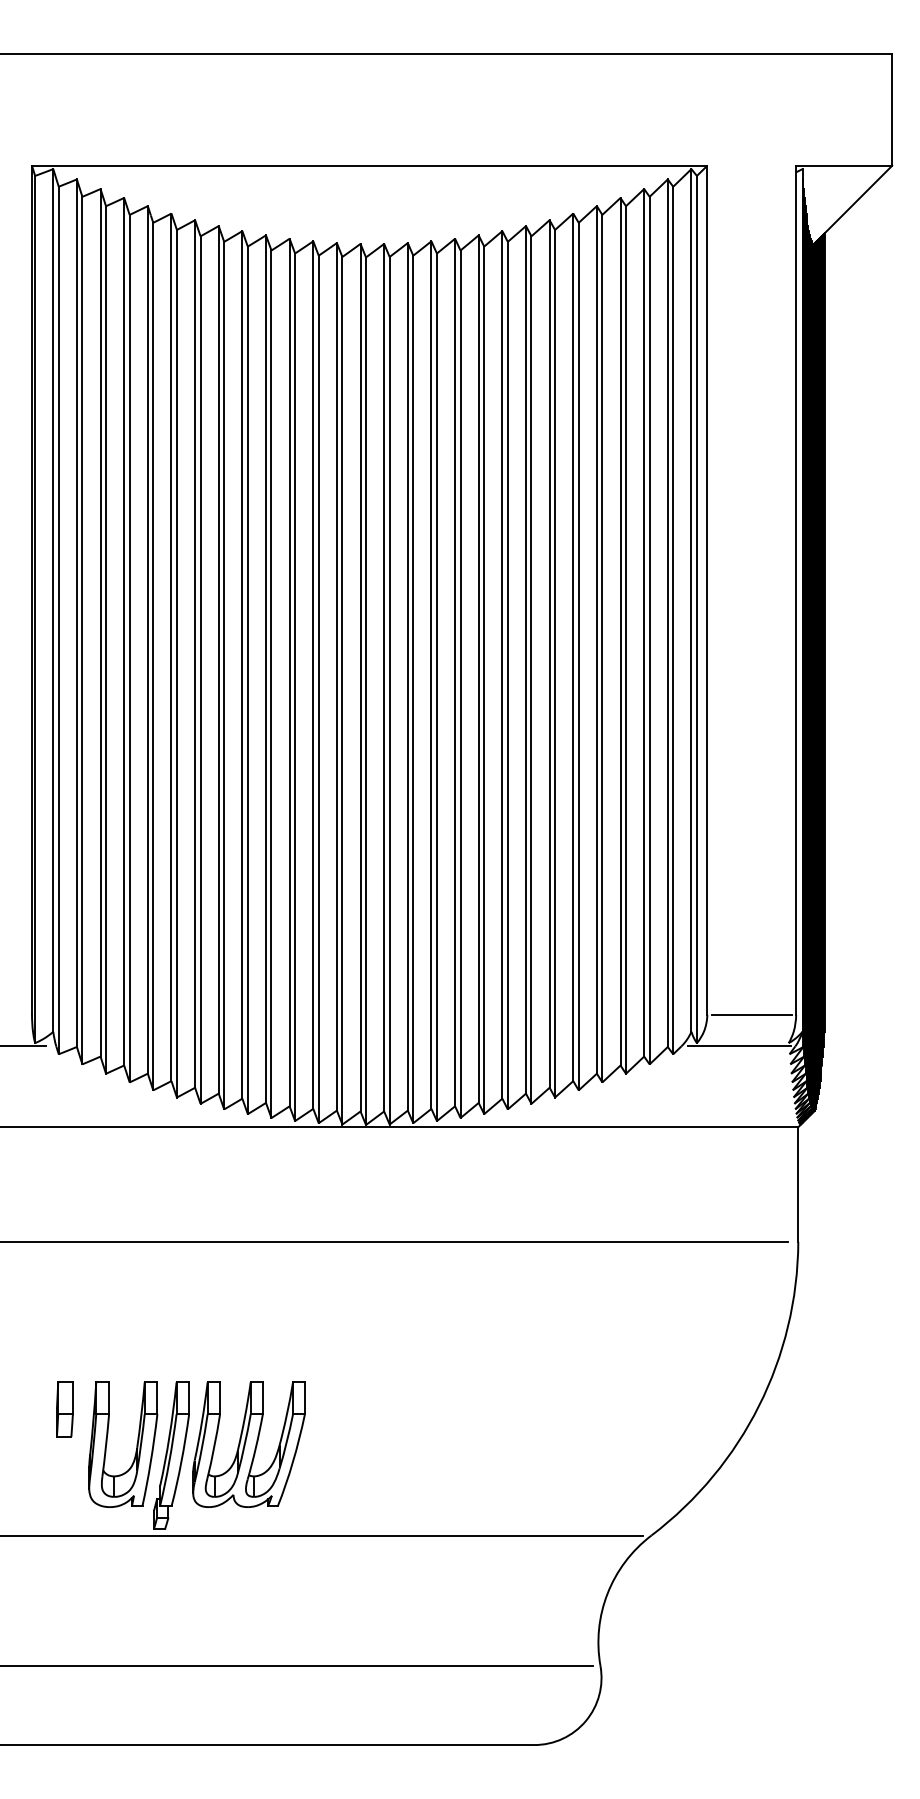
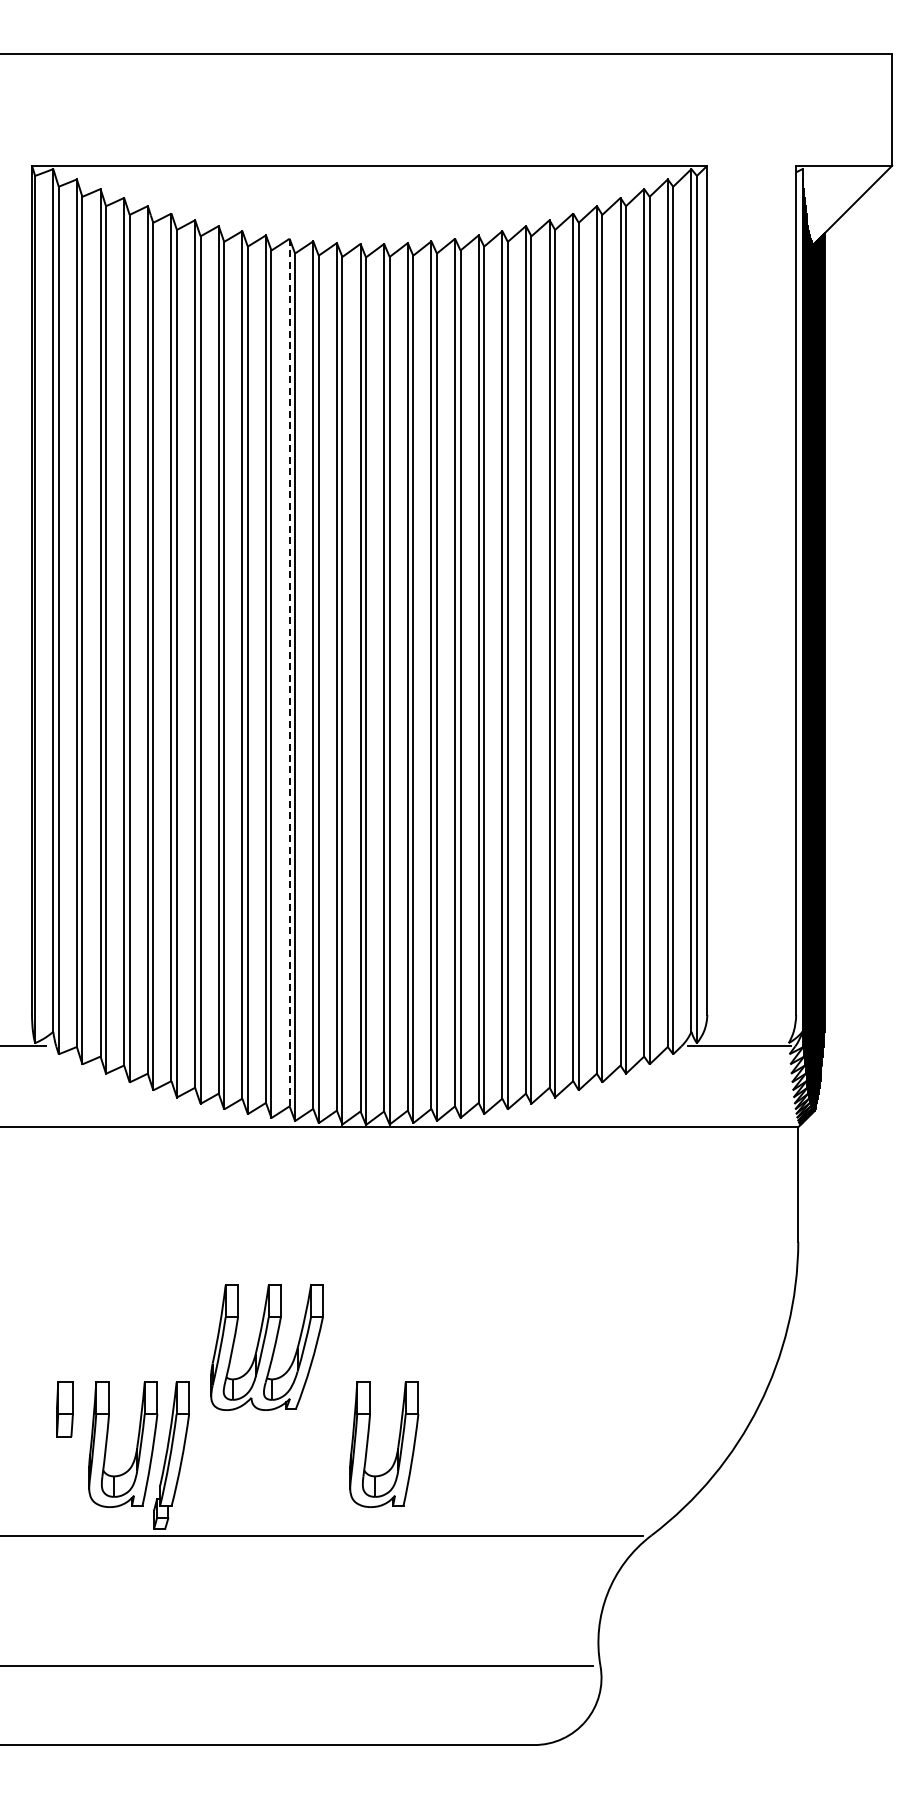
line: solid -> dashed (289, 672)
line: present -> none (752, 1014)
line: present -> none (395, 1241)
part position: (248, 1444) -> (266, 1347) (266, 1347)
part: none -> present (397, 1444)
